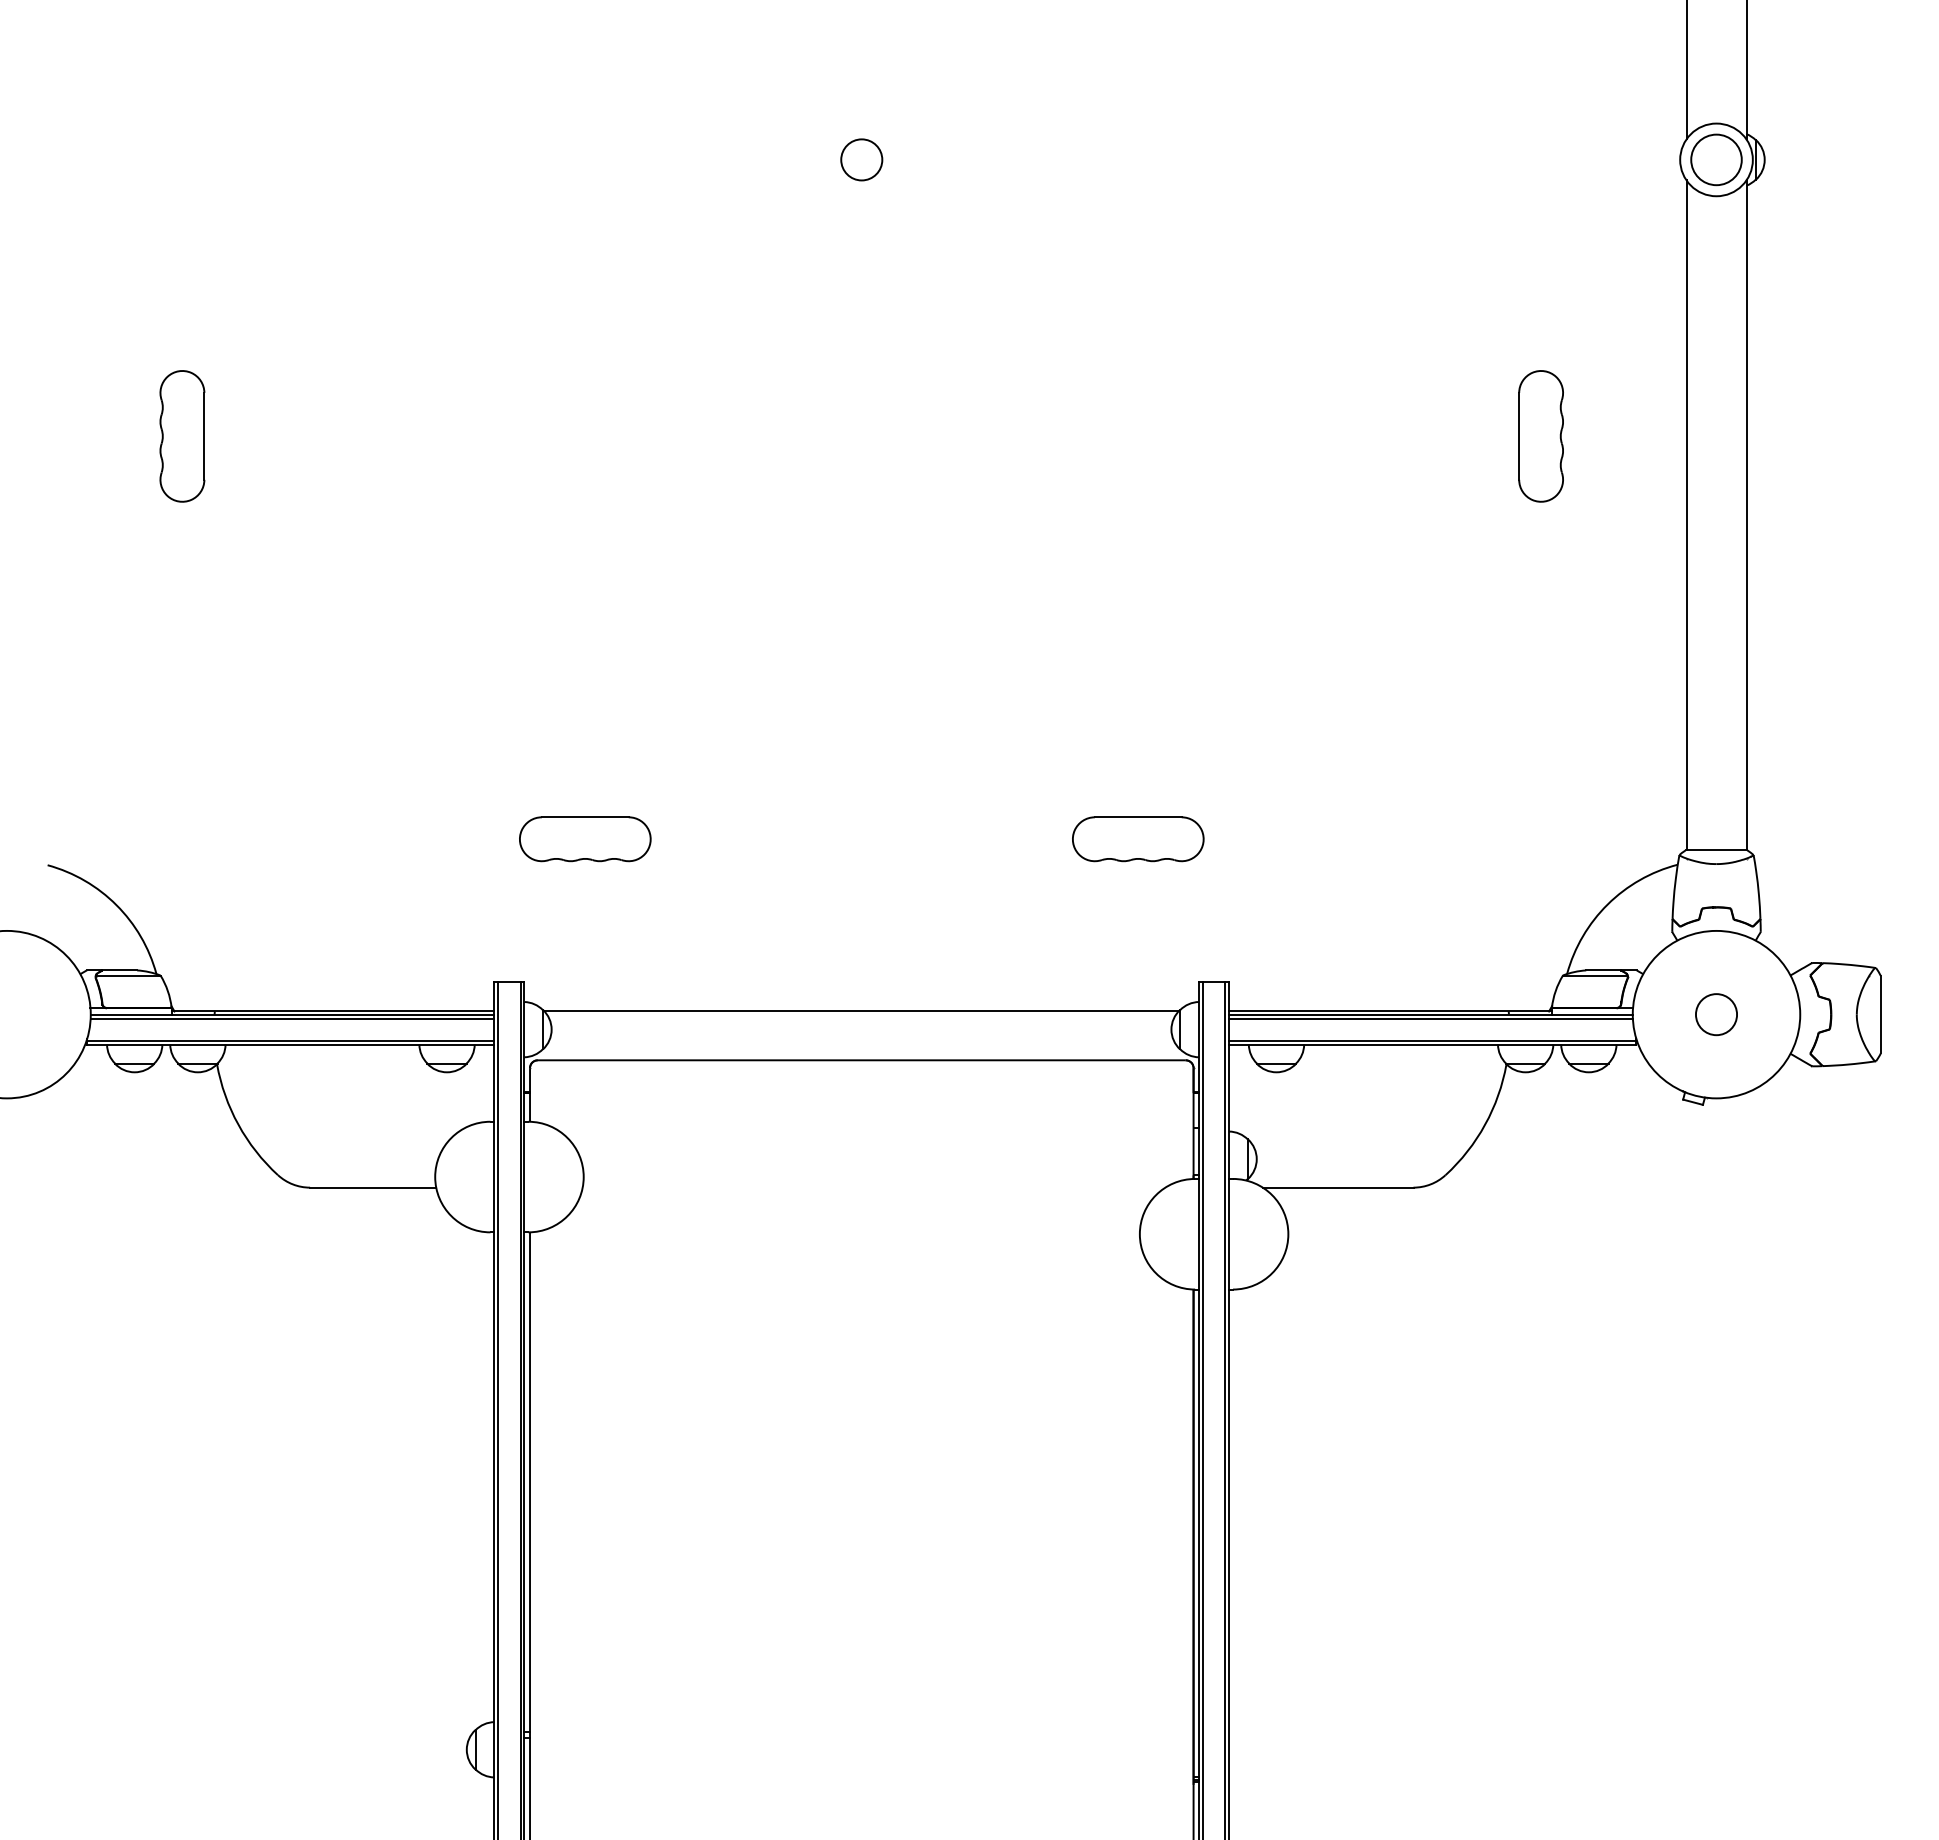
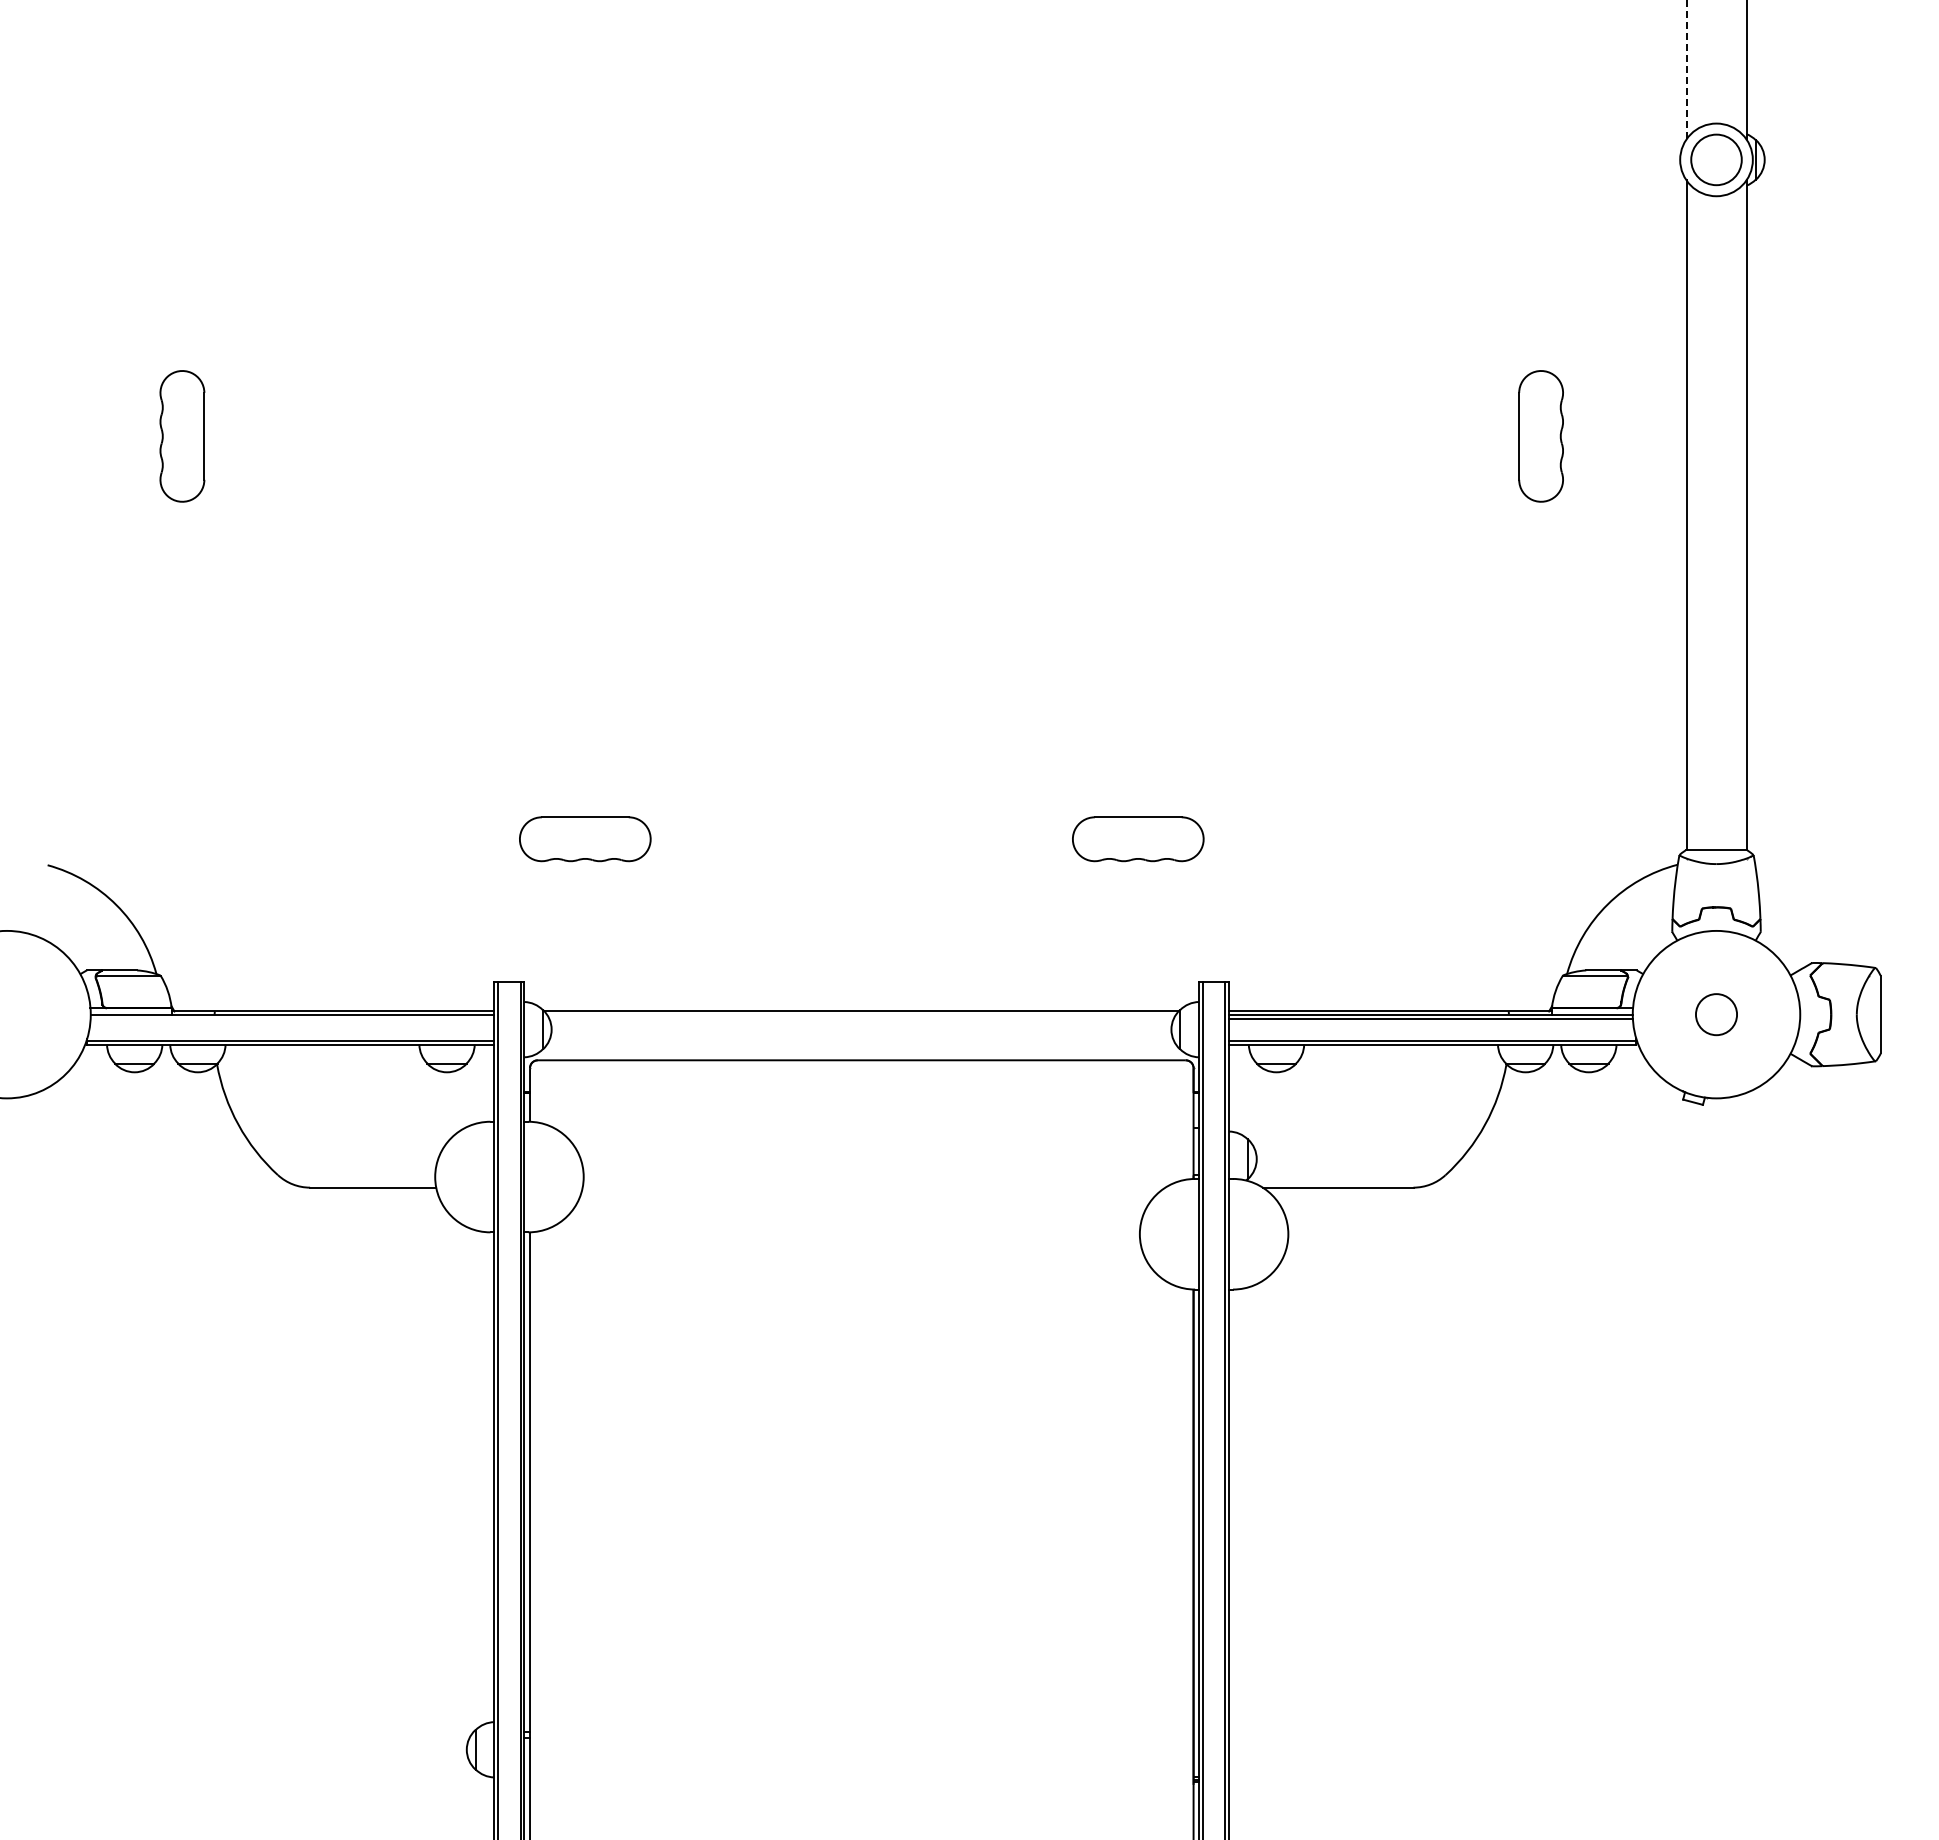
line: solid -> dashed (1686, 69)
circle: present -> none (861, 159)
line: present -> none (292, 1018)
